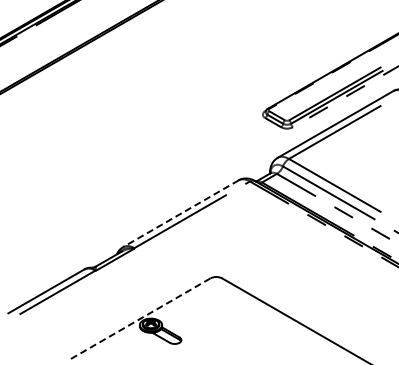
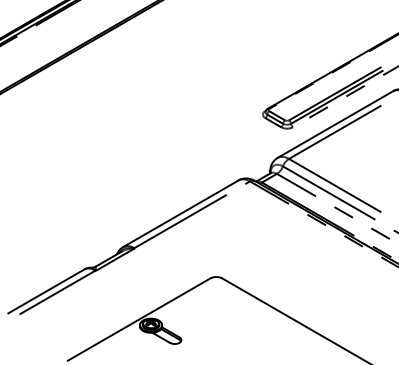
line: dashed -> solid (181, 213)
line: dashed -> solid (138, 319)
